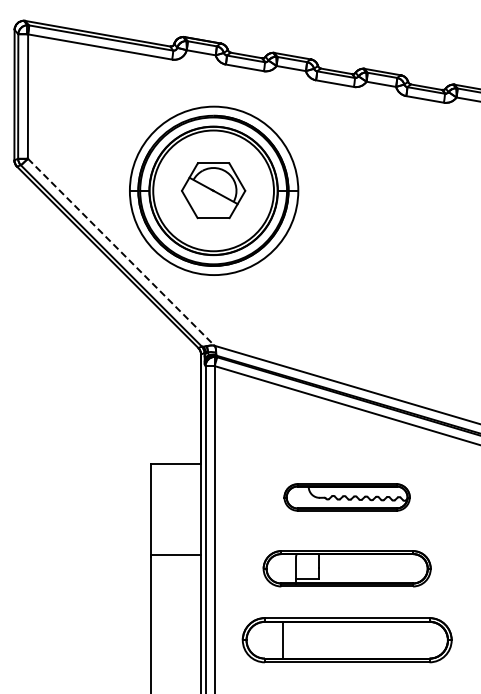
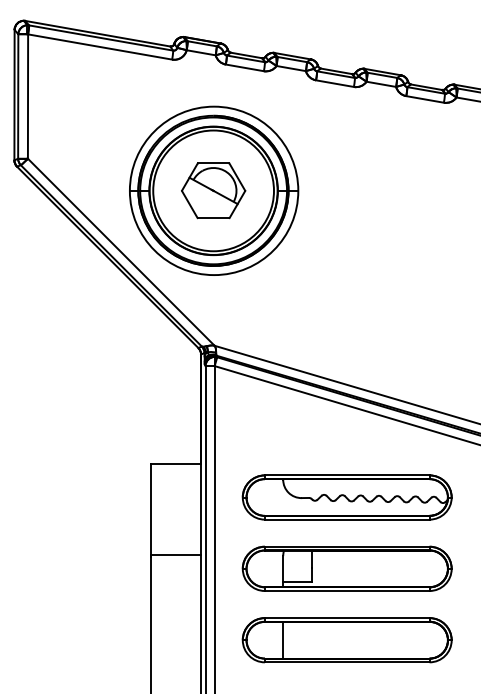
line: dashed -> solid (121, 252)
part size: 128x29 px -> 212x47 px (346, 497)
part size: 170x38 px -> 212x47 px (346, 568)
